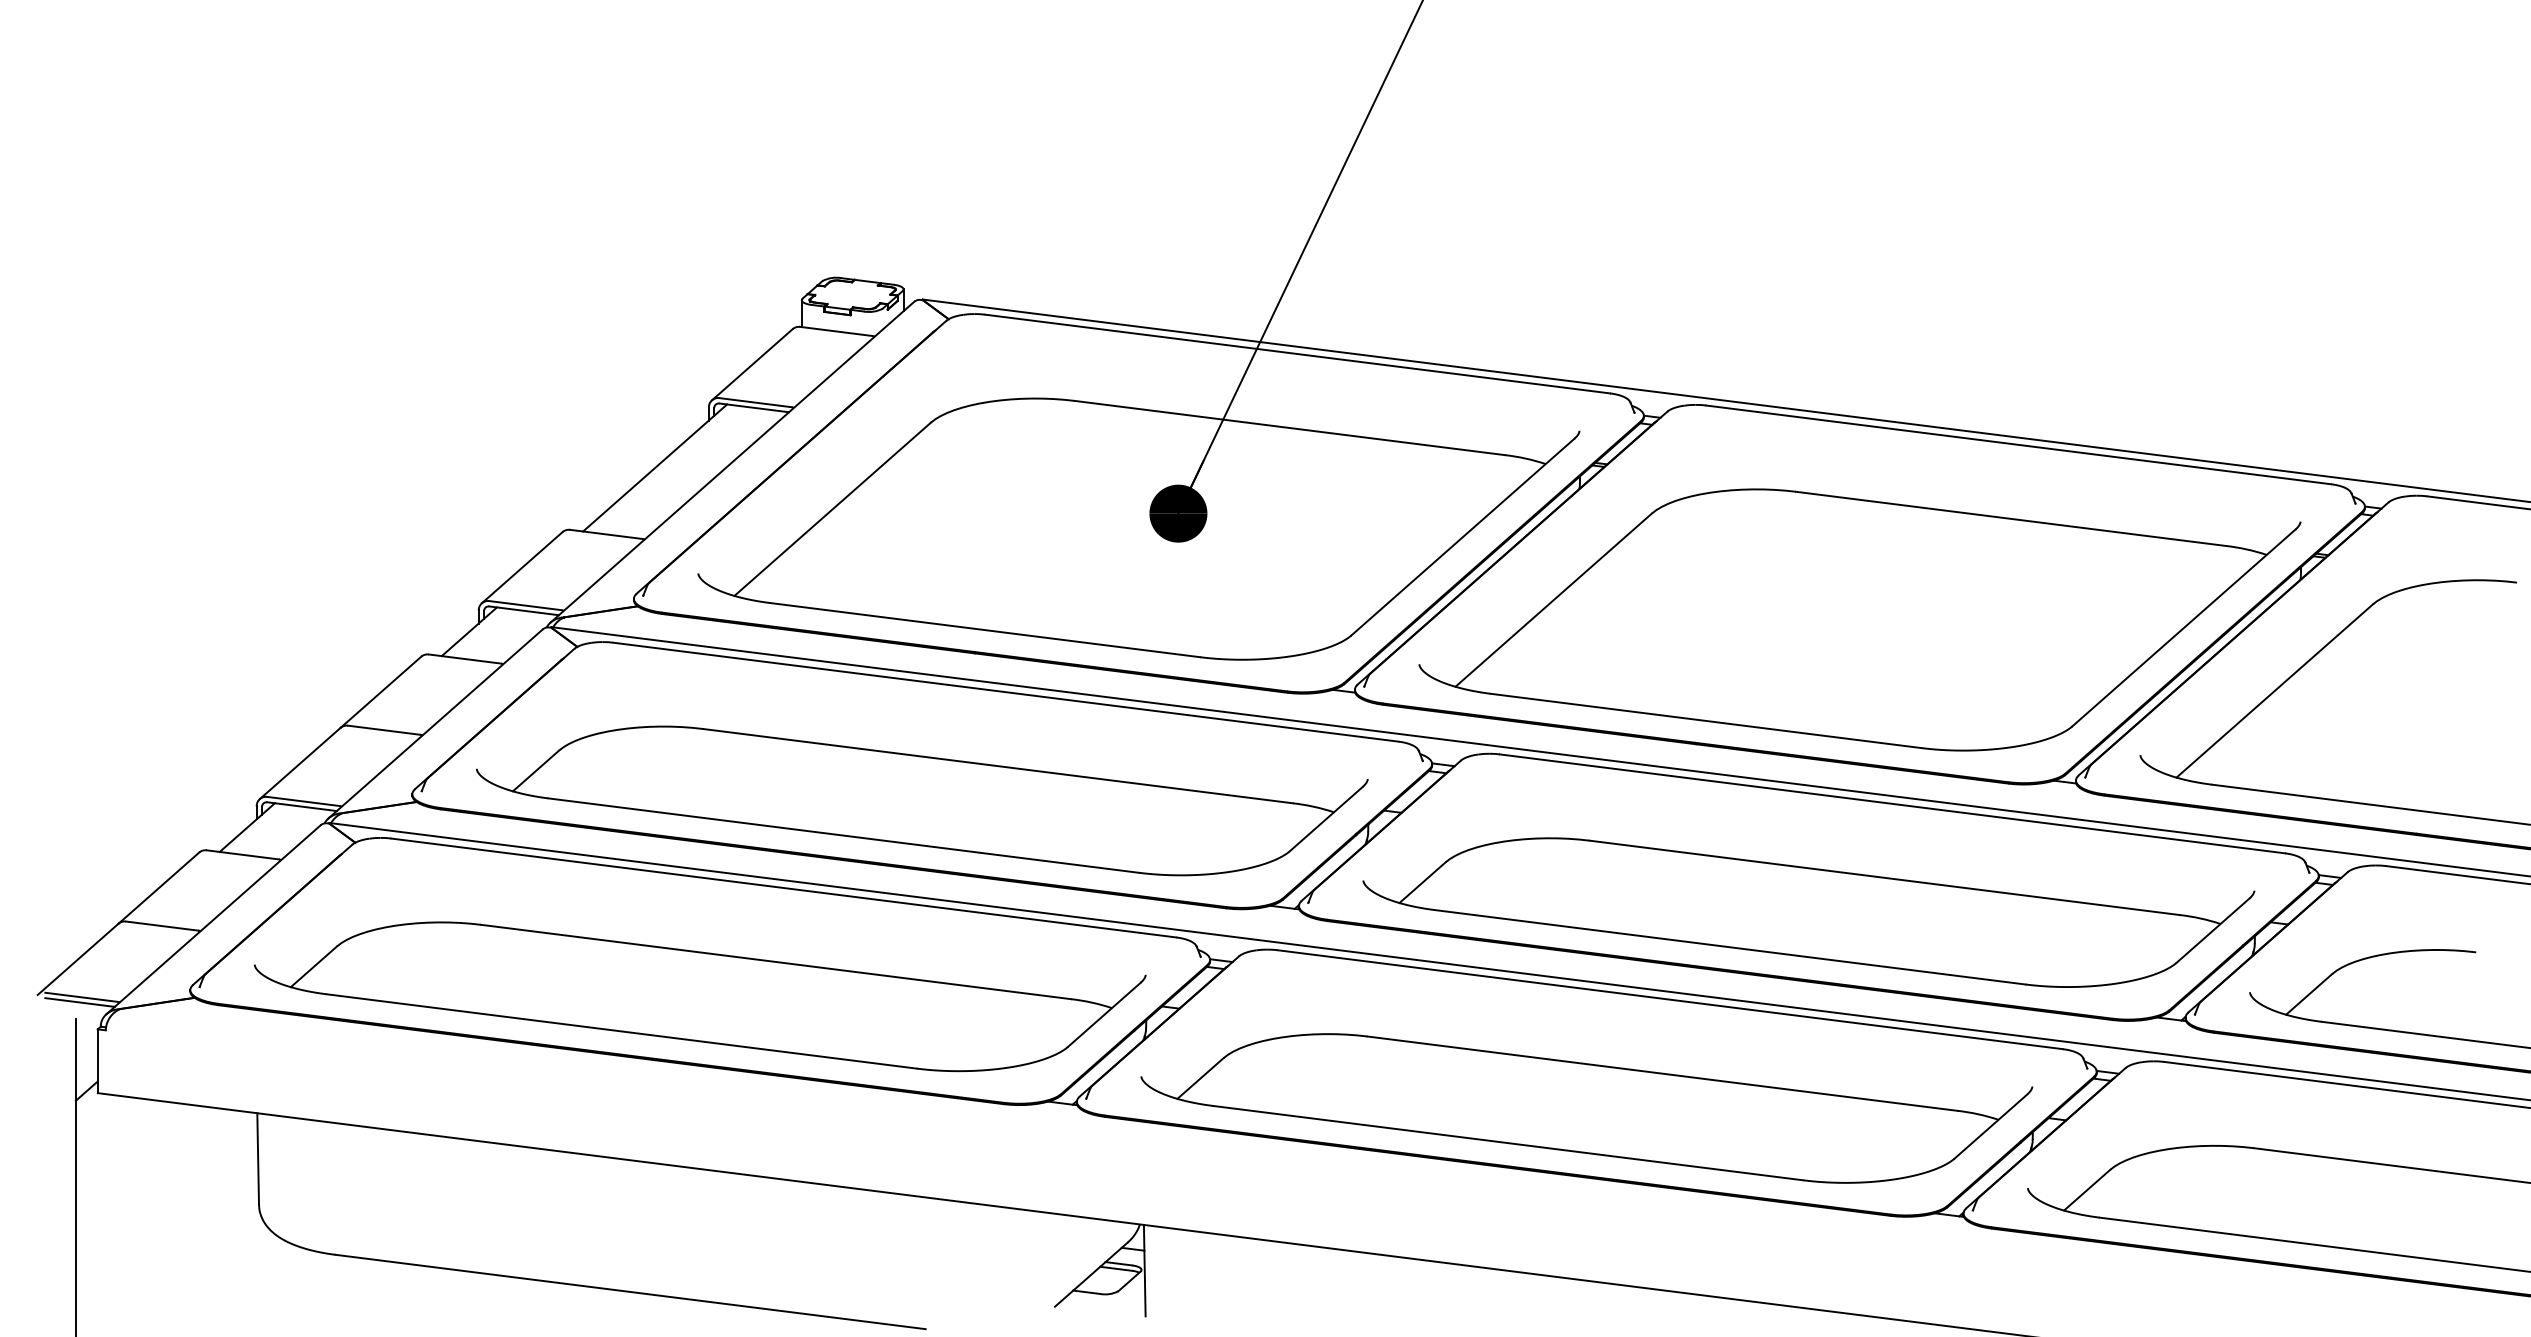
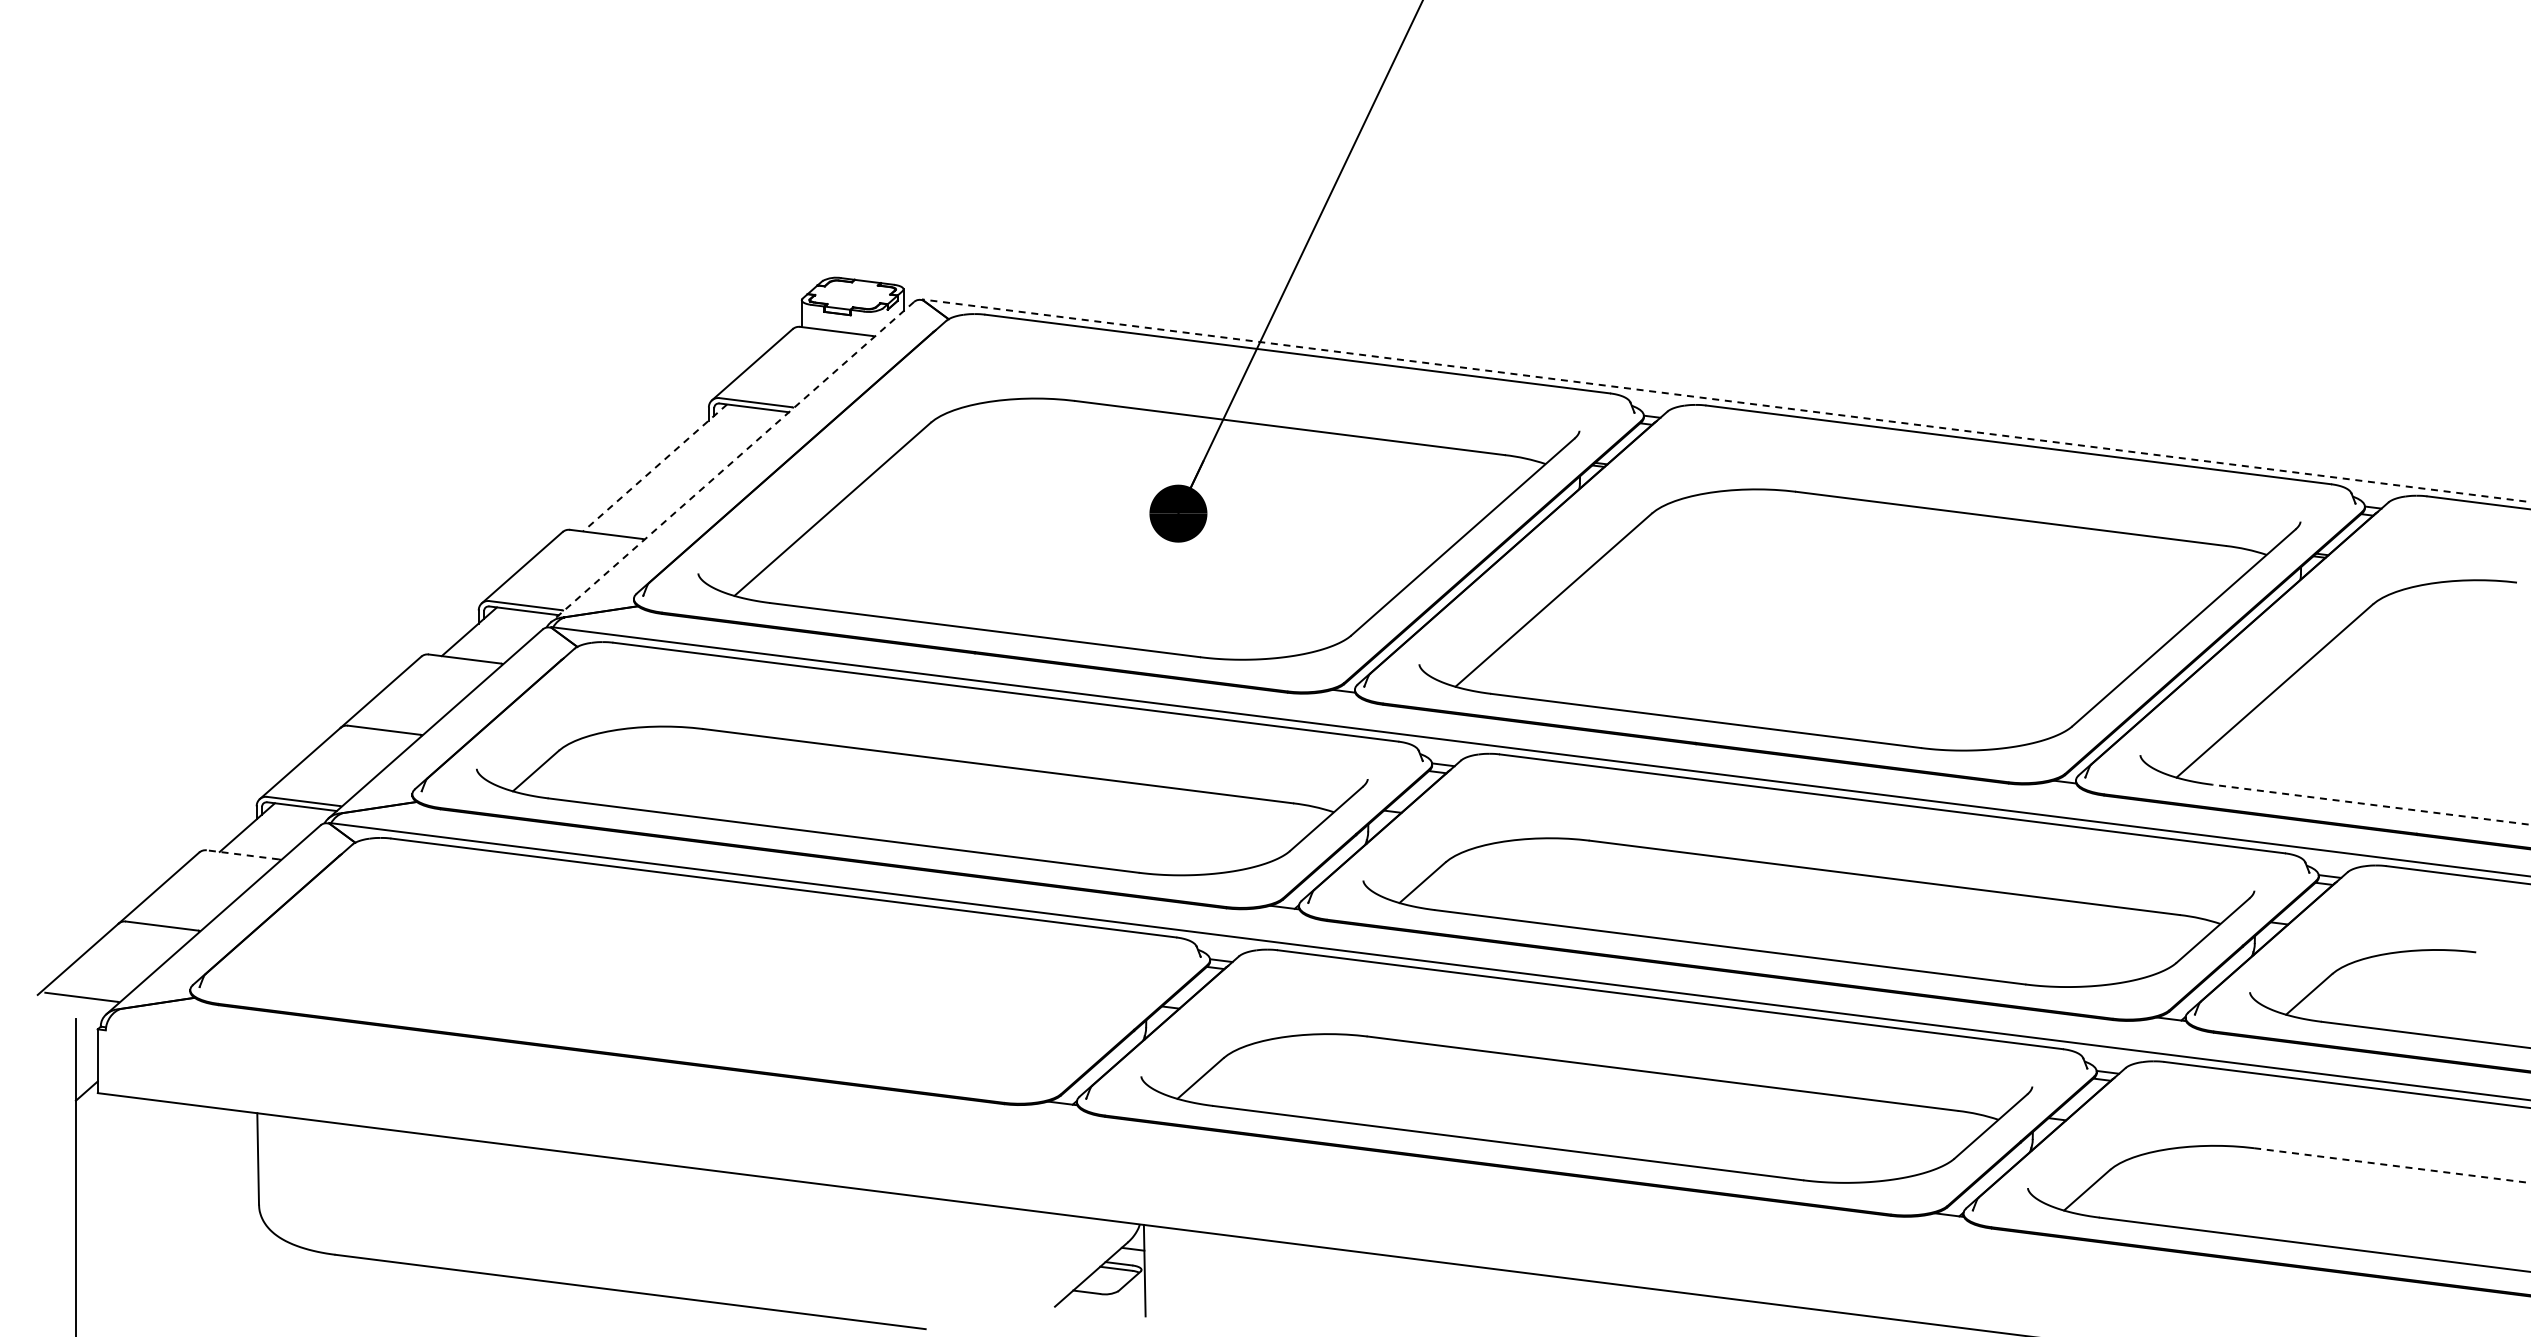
line: solid -> dashed (1726, 400)
line: solid -> dashed (731, 462)
line: solid -> dashed (654, 468)
line: solid -> dashed (2370, 804)
line: solid -> dashed (242, 854)
part: present -> none (700, 996)
line: present -> none (79, 1002)
line: solid -> dashed (2393, 1165)
